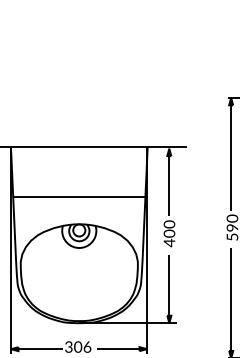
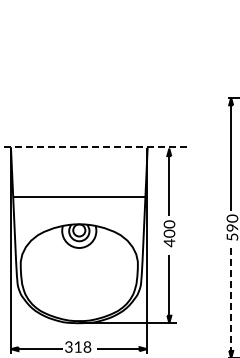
line: solid -> dashed (93, 147)
line: solid -> dashed (231, 300)
text: 306 -> 318 (82, 346)
